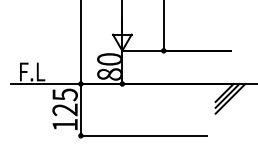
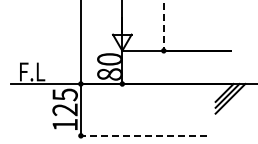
line: solid -> dashed (163, 25)
line: solid -> dashed (143, 135)
